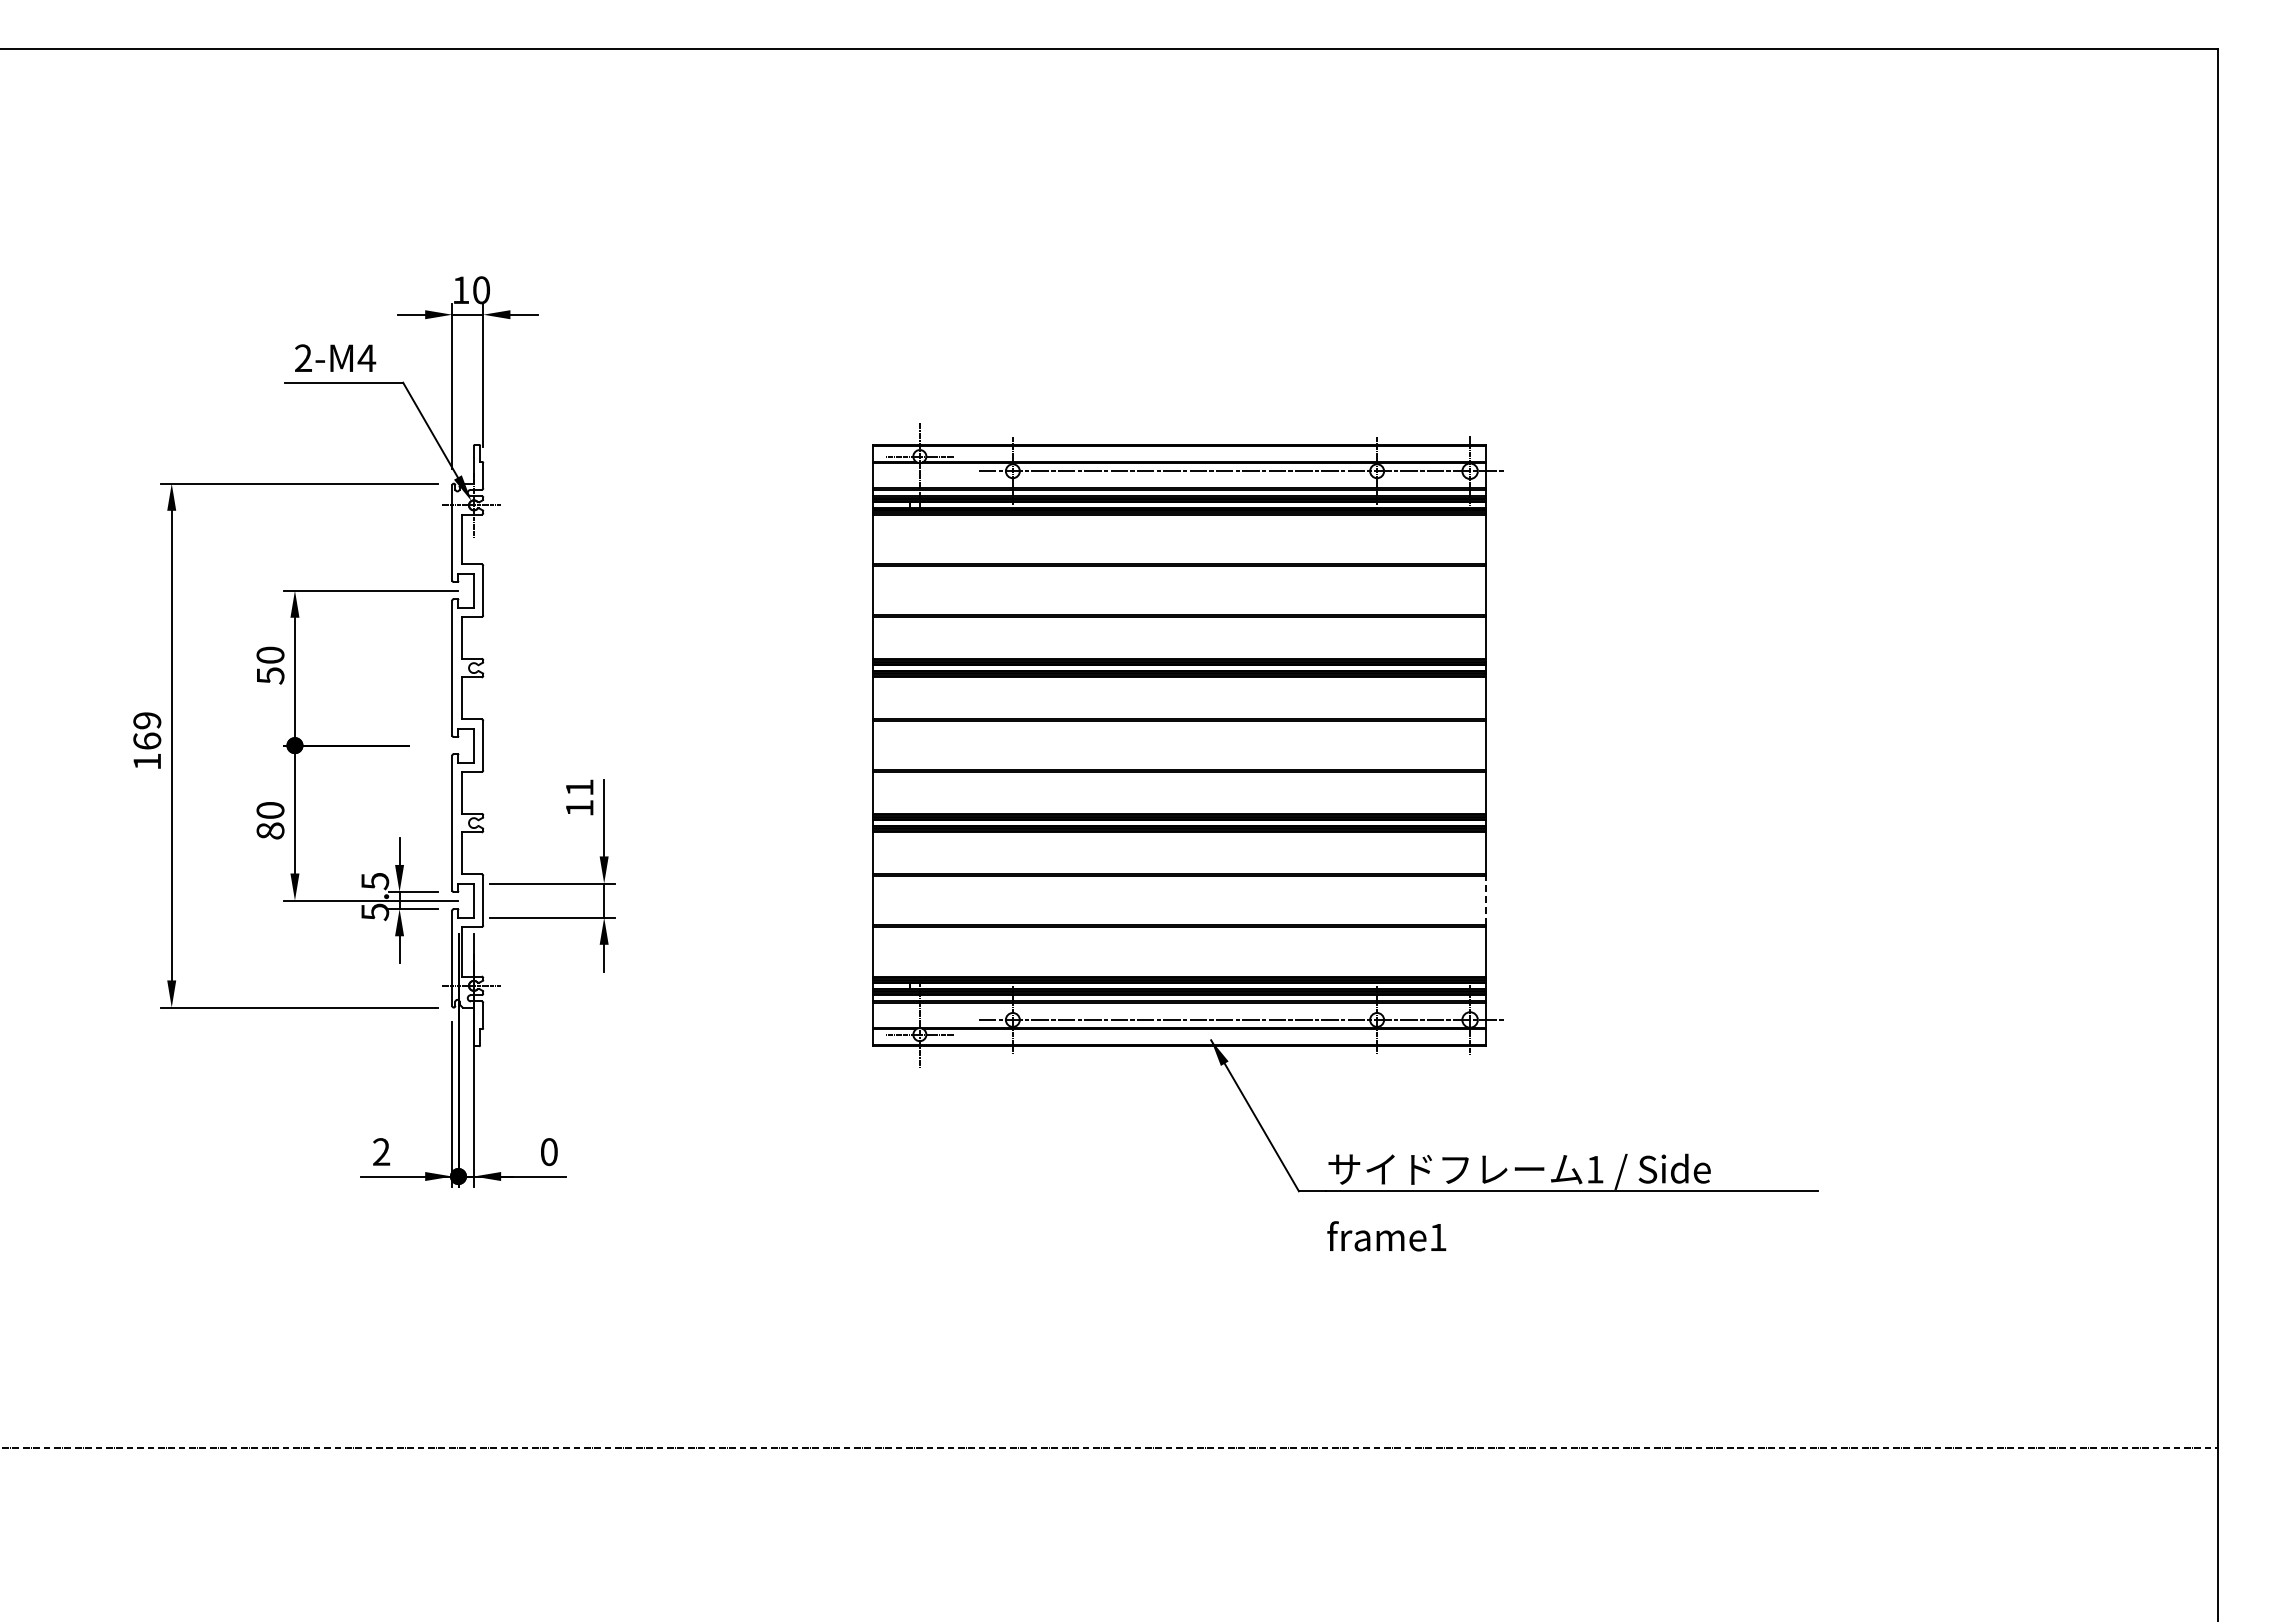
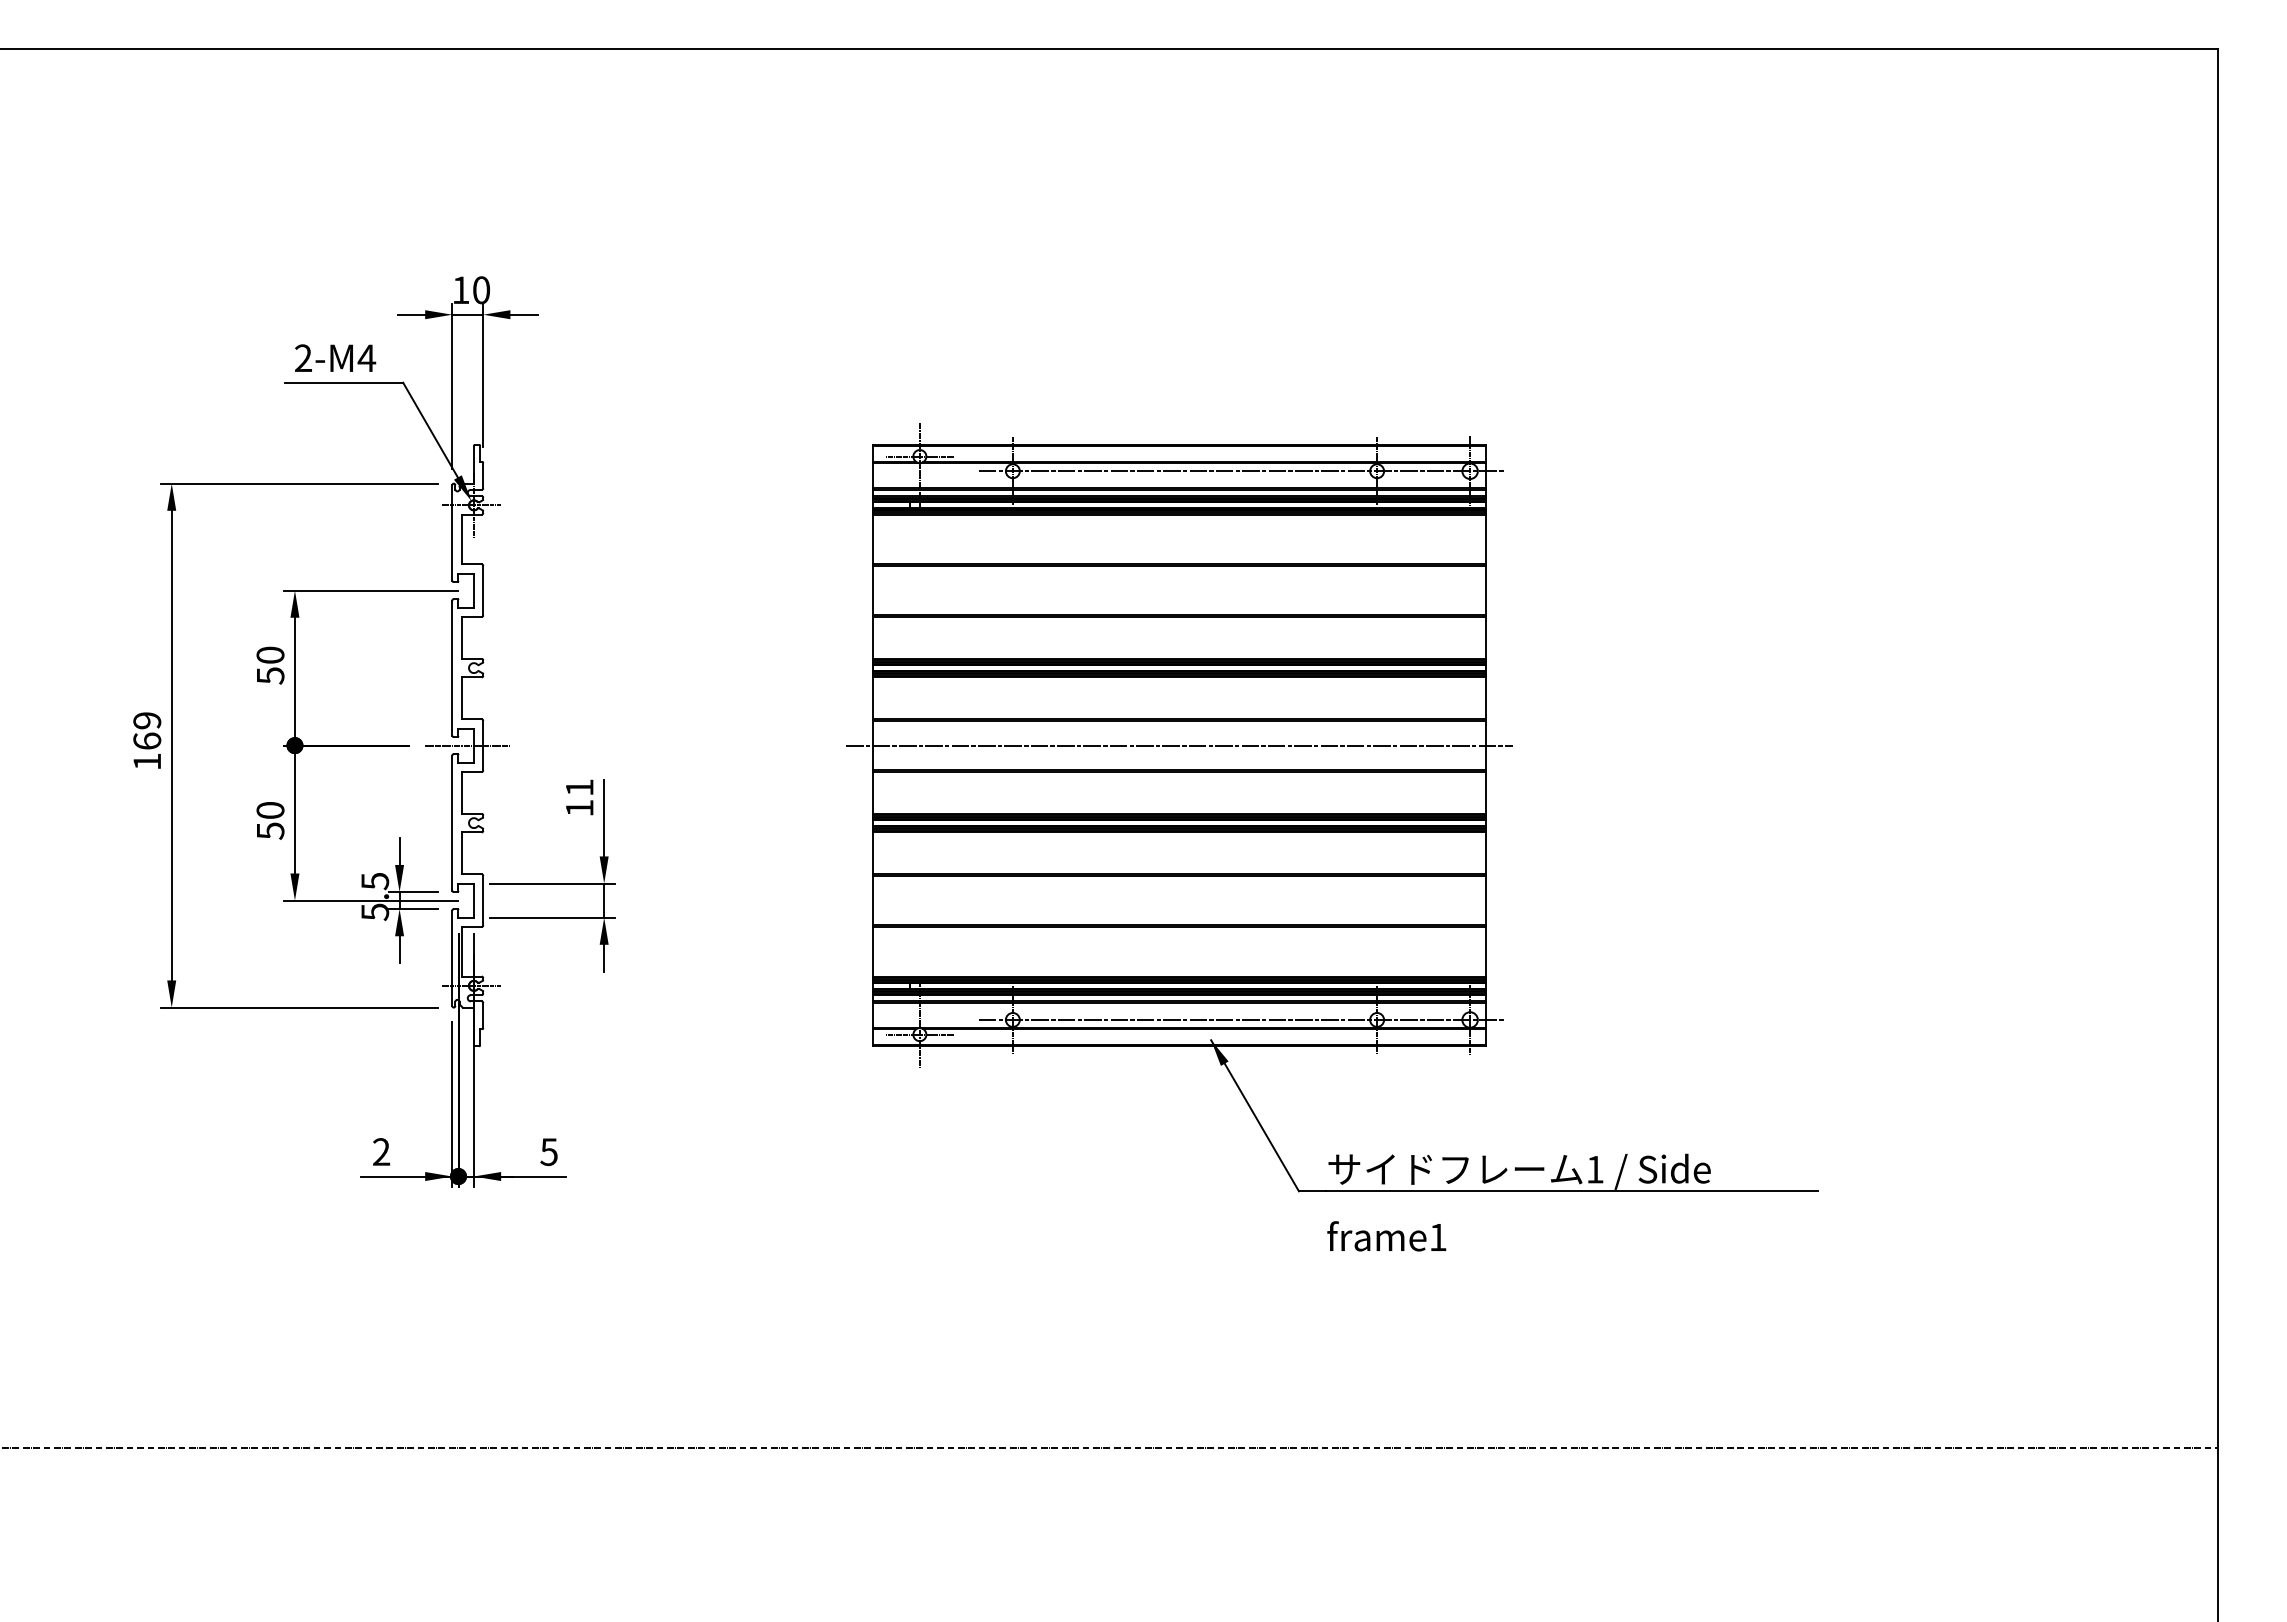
line: none -> present (467, 745)
line: none -> present (1179, 745)
text: 80 -> 50 (270, 830)
line: dashed -> solid (1485, 900)
text: 0 -> 5 (548, 1151)
